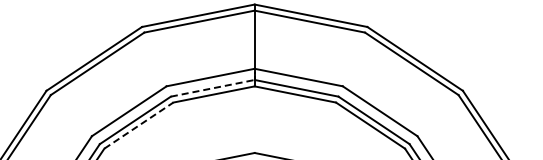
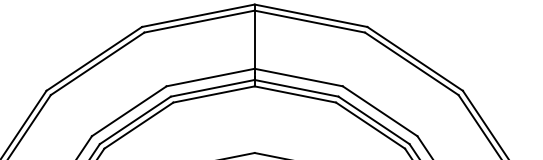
line: dashed -> solid (212, 88)
line: dashed -> solid (139, 125)
